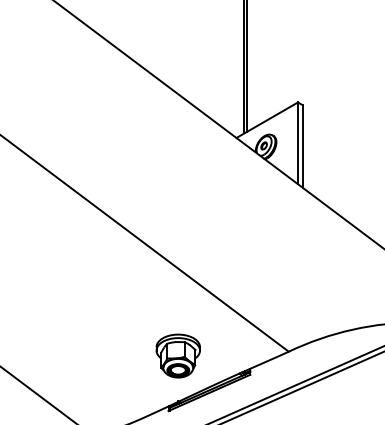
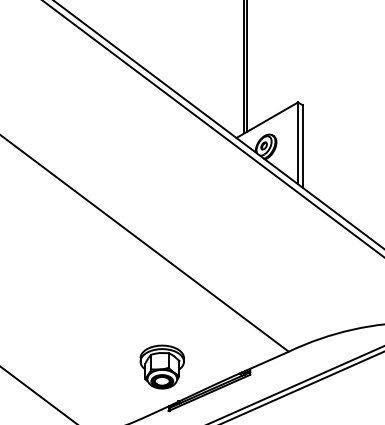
line: none -> present (213, 128)
part position: (177, 355) -> (161, 366) (161, 366)
